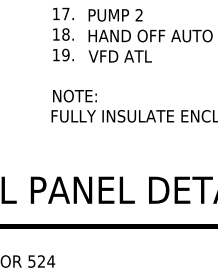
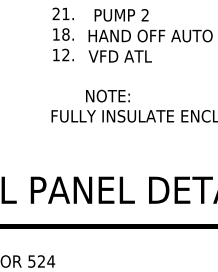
text: 17. -> 21. (60, 13)
text position: (115, 15) -> (121, 15) (121, 15)
text: 19. -> 12. (65, 54)
text position: (74, 95) -> (107, 95) (107, 95)
